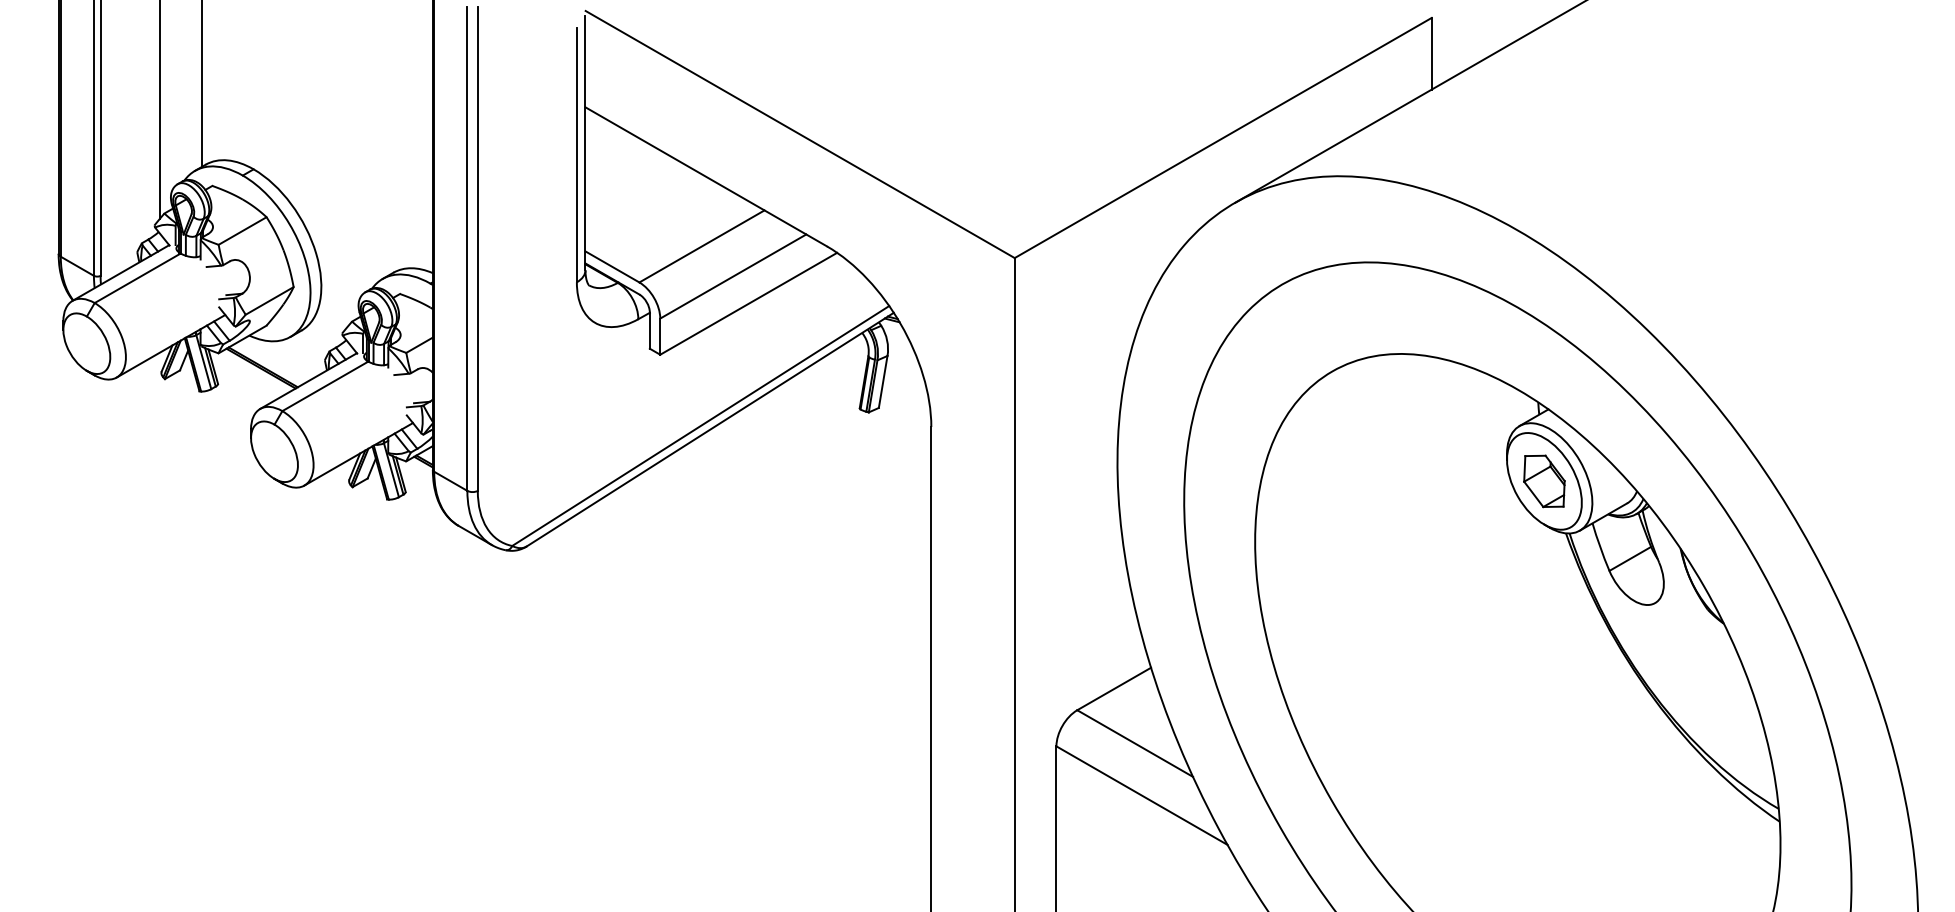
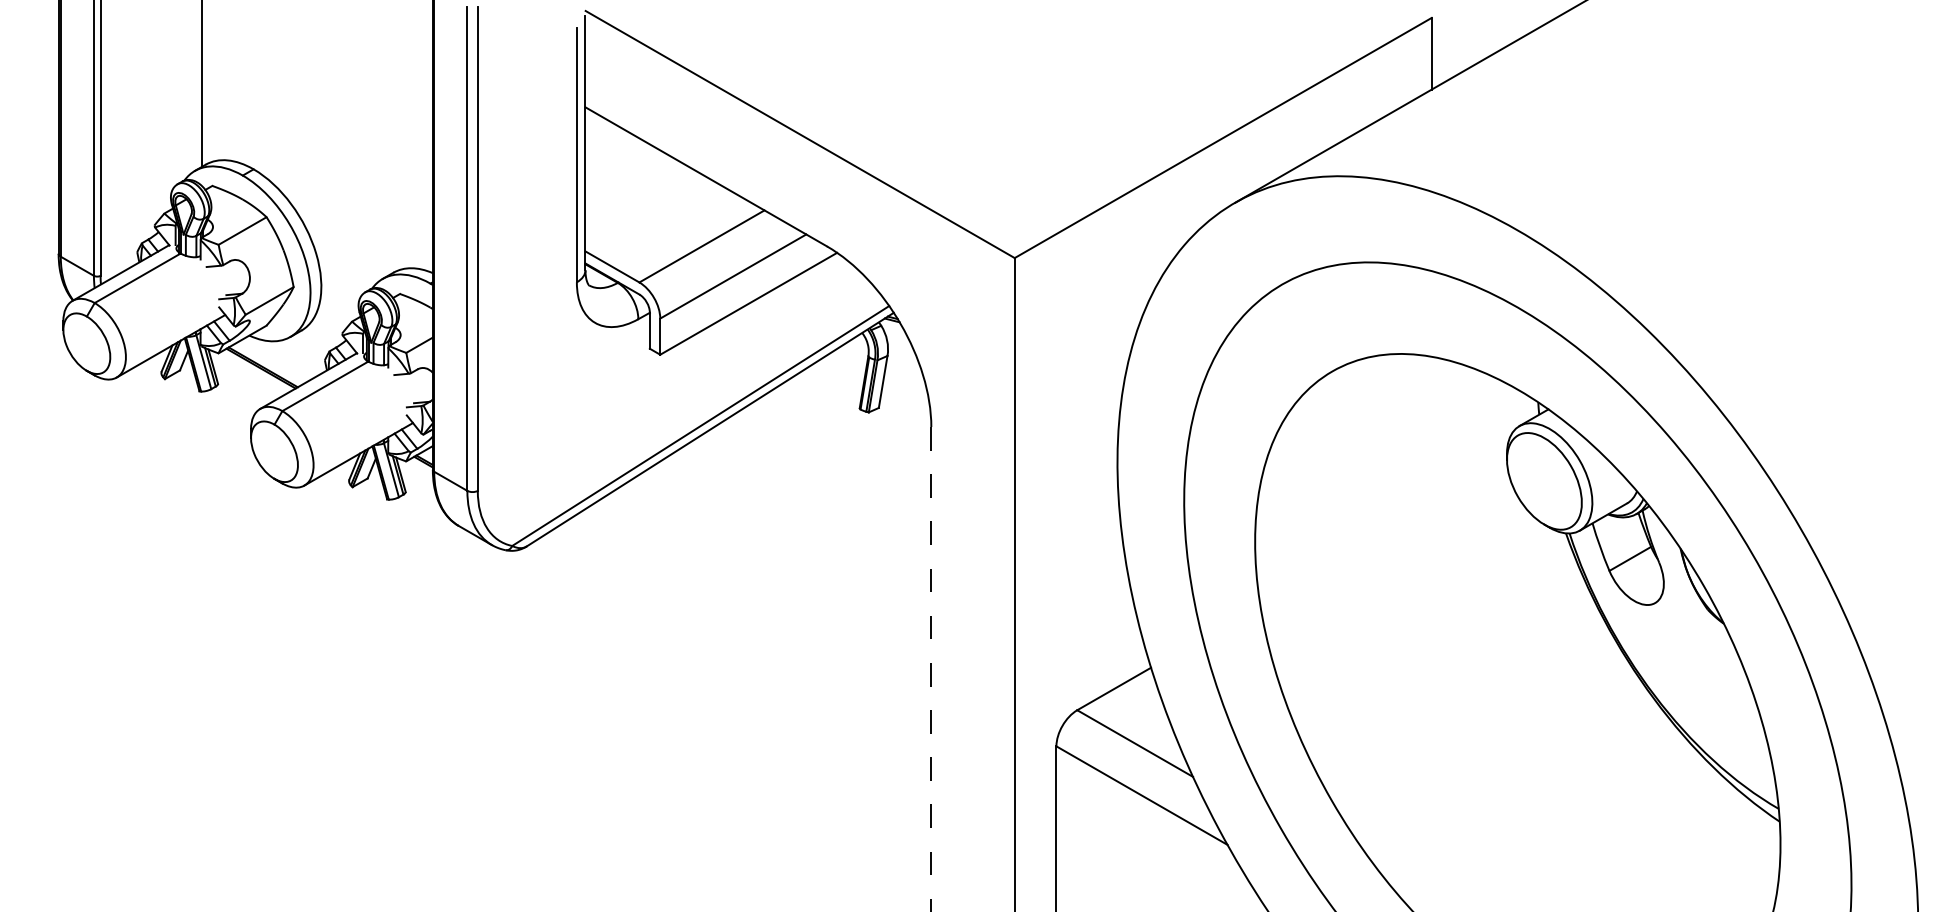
line: present -> none (159, 110)
part: present -> none (1544, 481)
line: solid -> dashed (931, 669)
